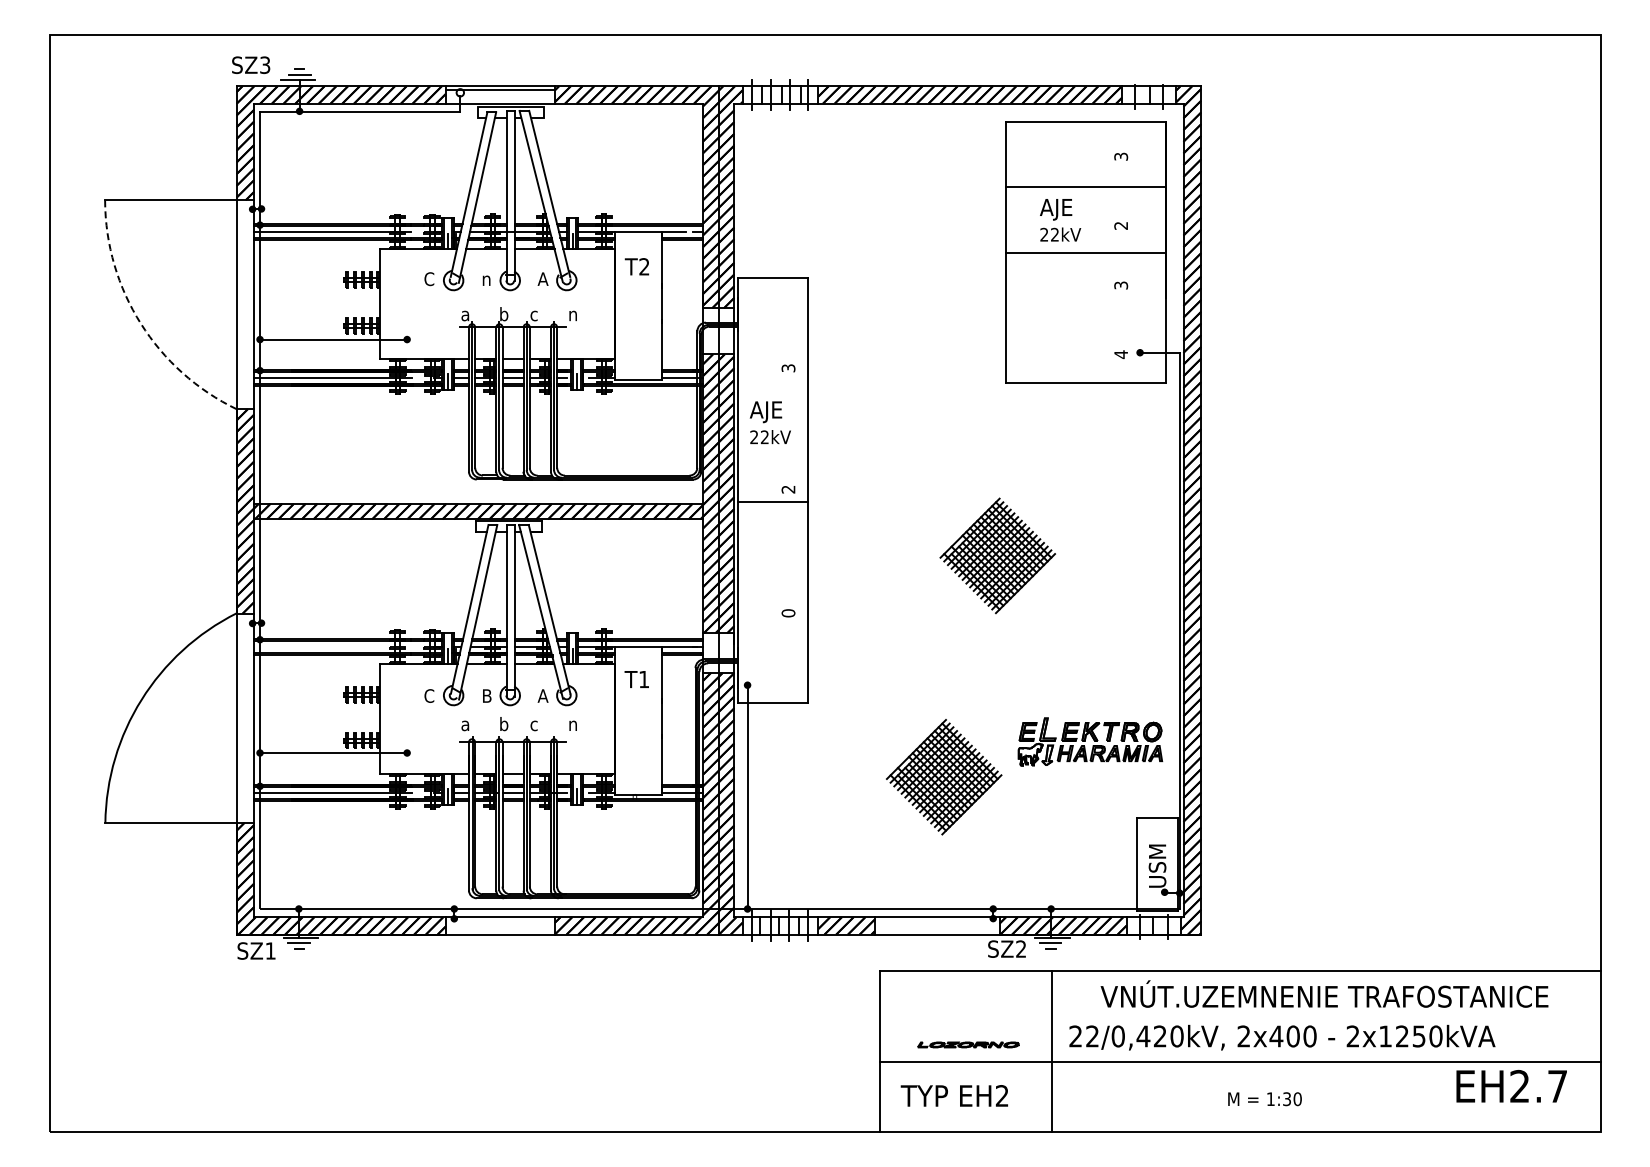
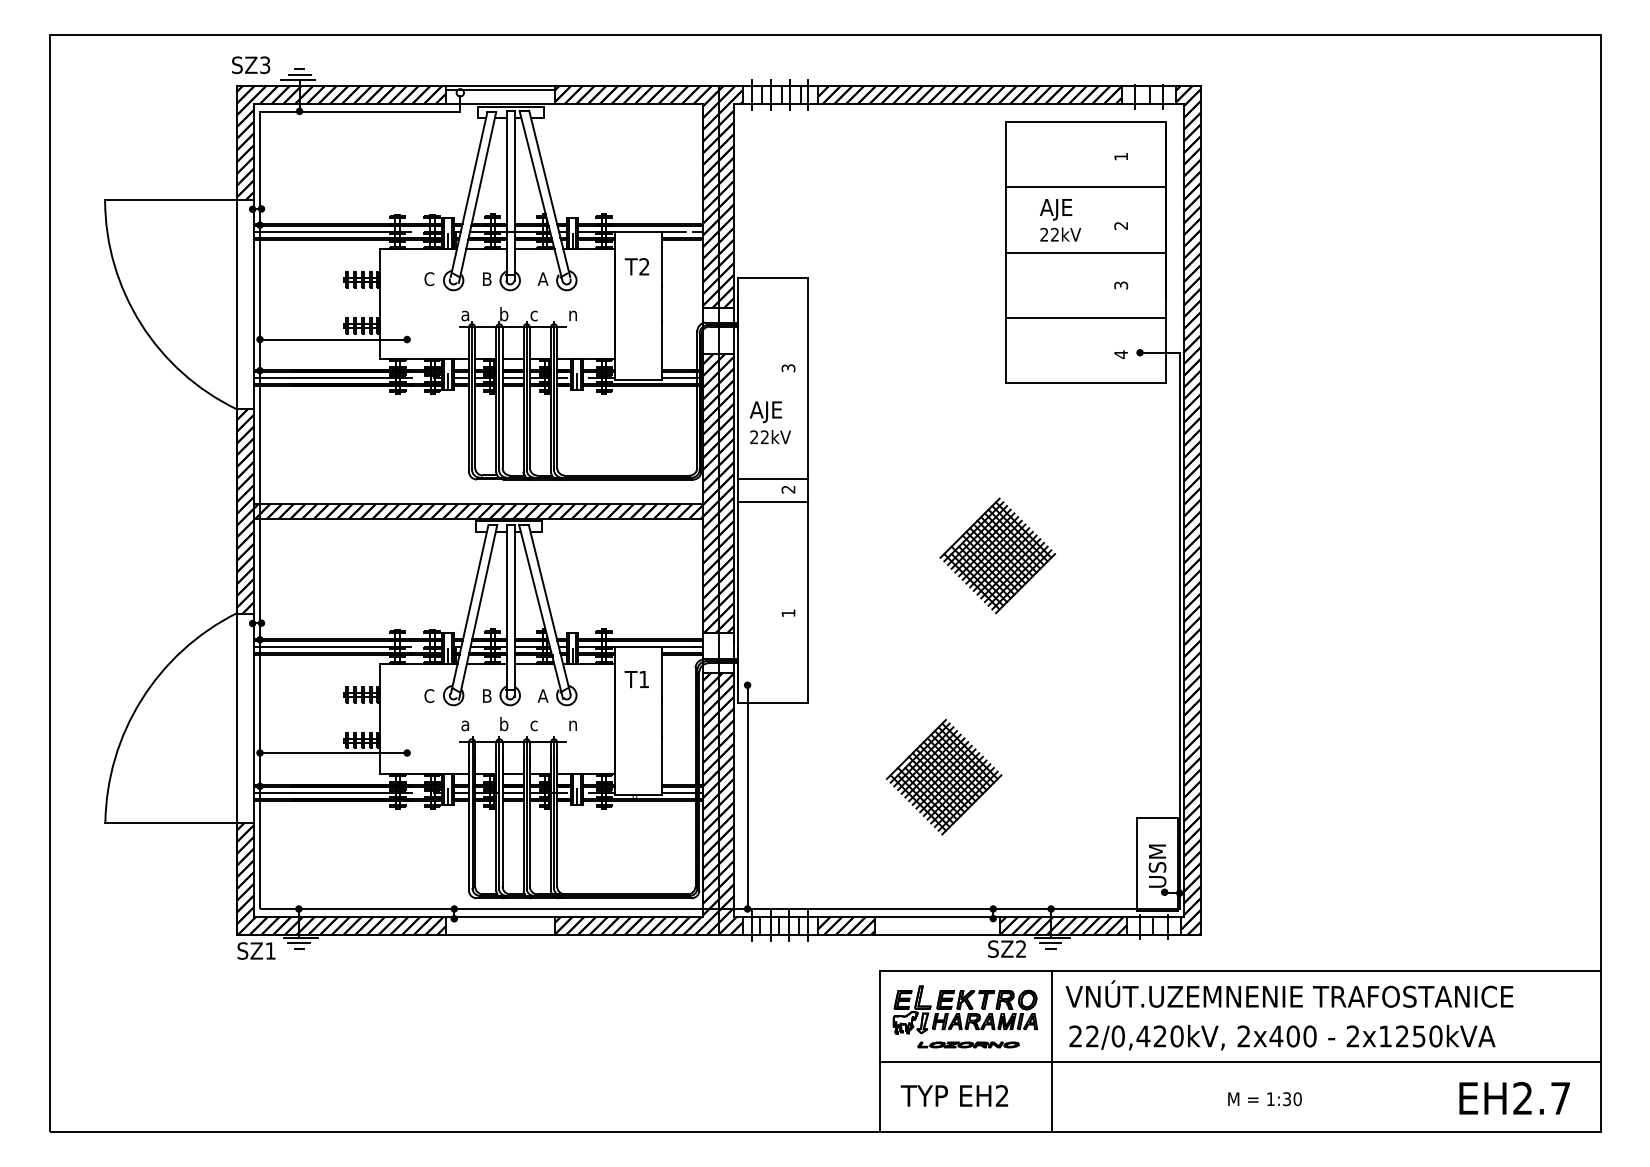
text: 3 -> 1 (1121, 156)
text: n -> B (486, 278)
line: none -> present (1086, 317)
arc: dashed -> solid (140, 323)
line: none -> present (772, 479)
text: 0 -> 1 (788, 613)
line: none -> present (332, 646)
part position: (1090, 741) -> (965, 1009) (965, 1009)
text position: (1324, 993) -> (1289, 993) (1289, 993)
text position: (1511, 1086) -> (1514, 1098) (1514, 1098)
